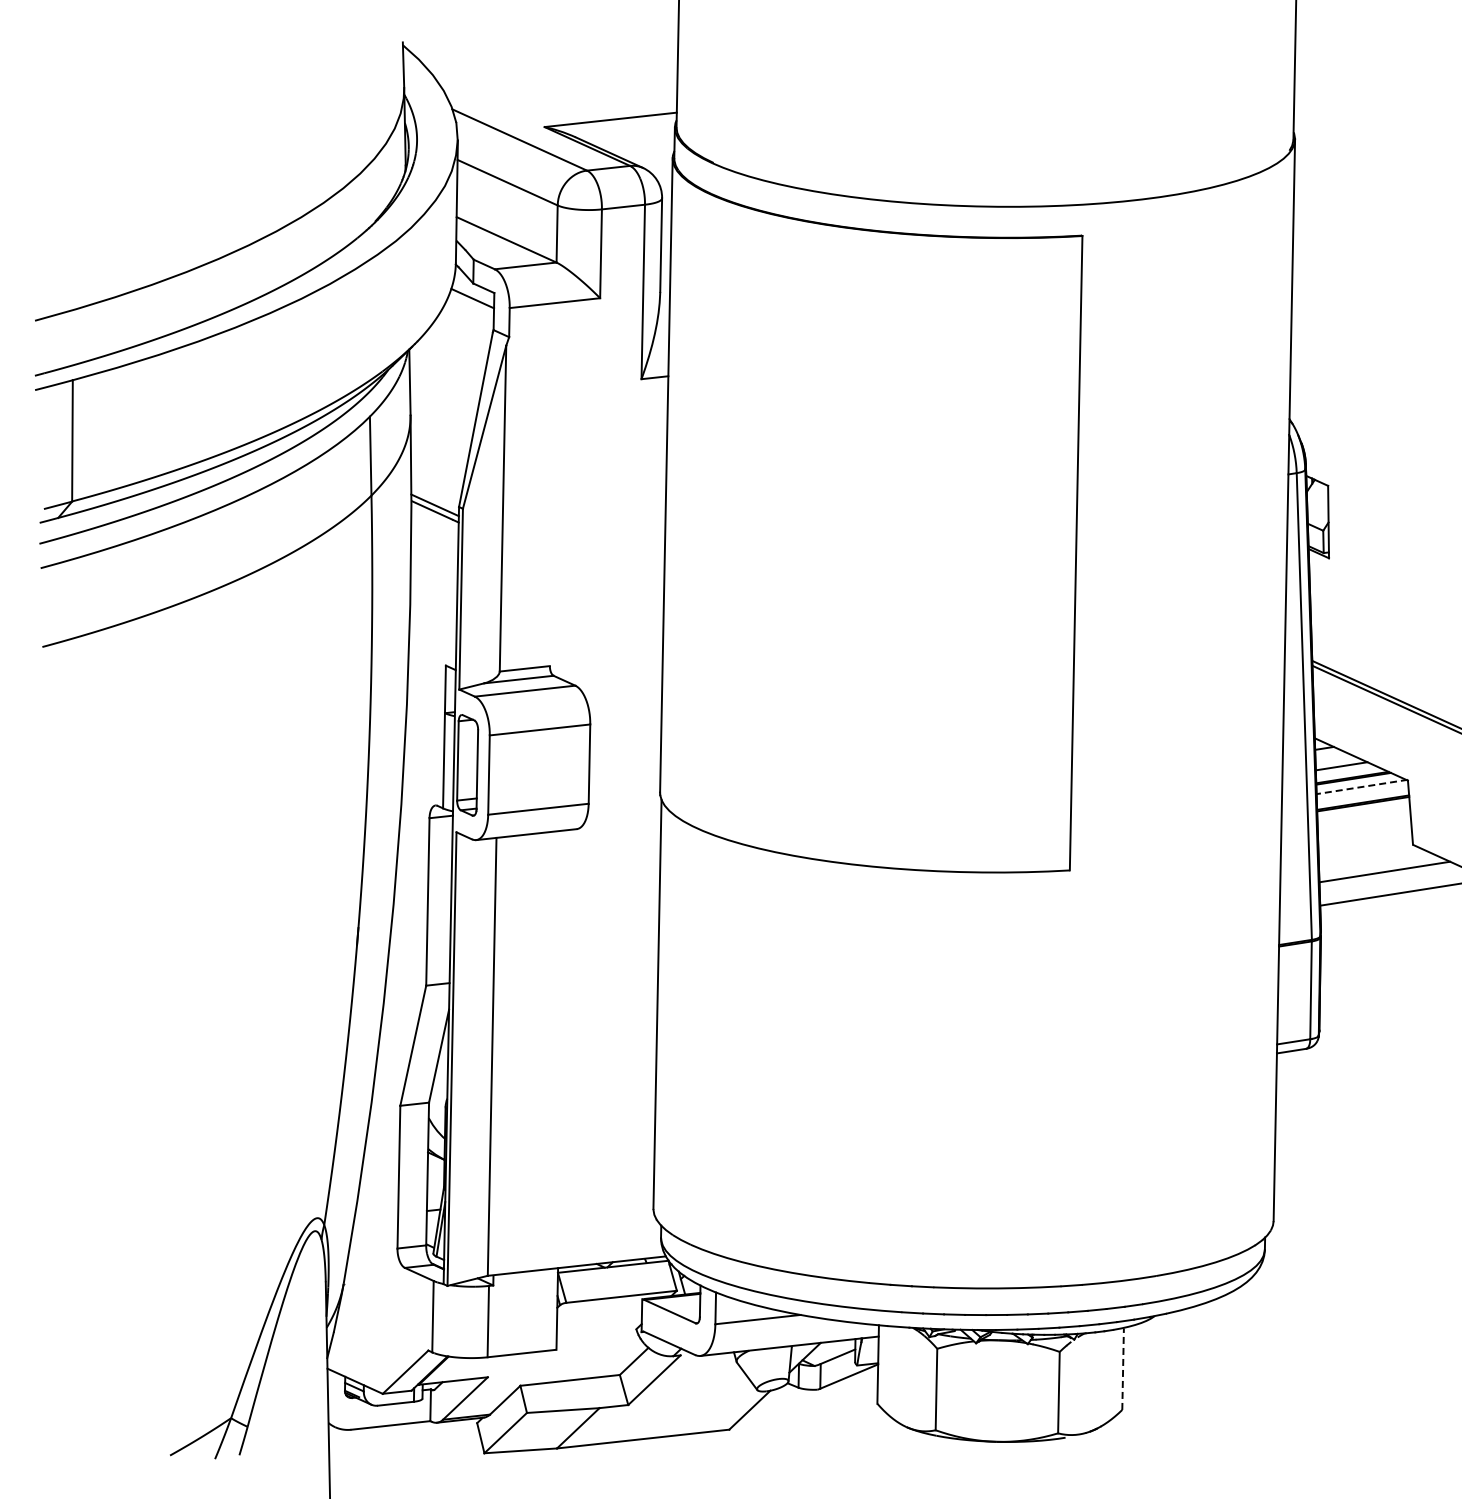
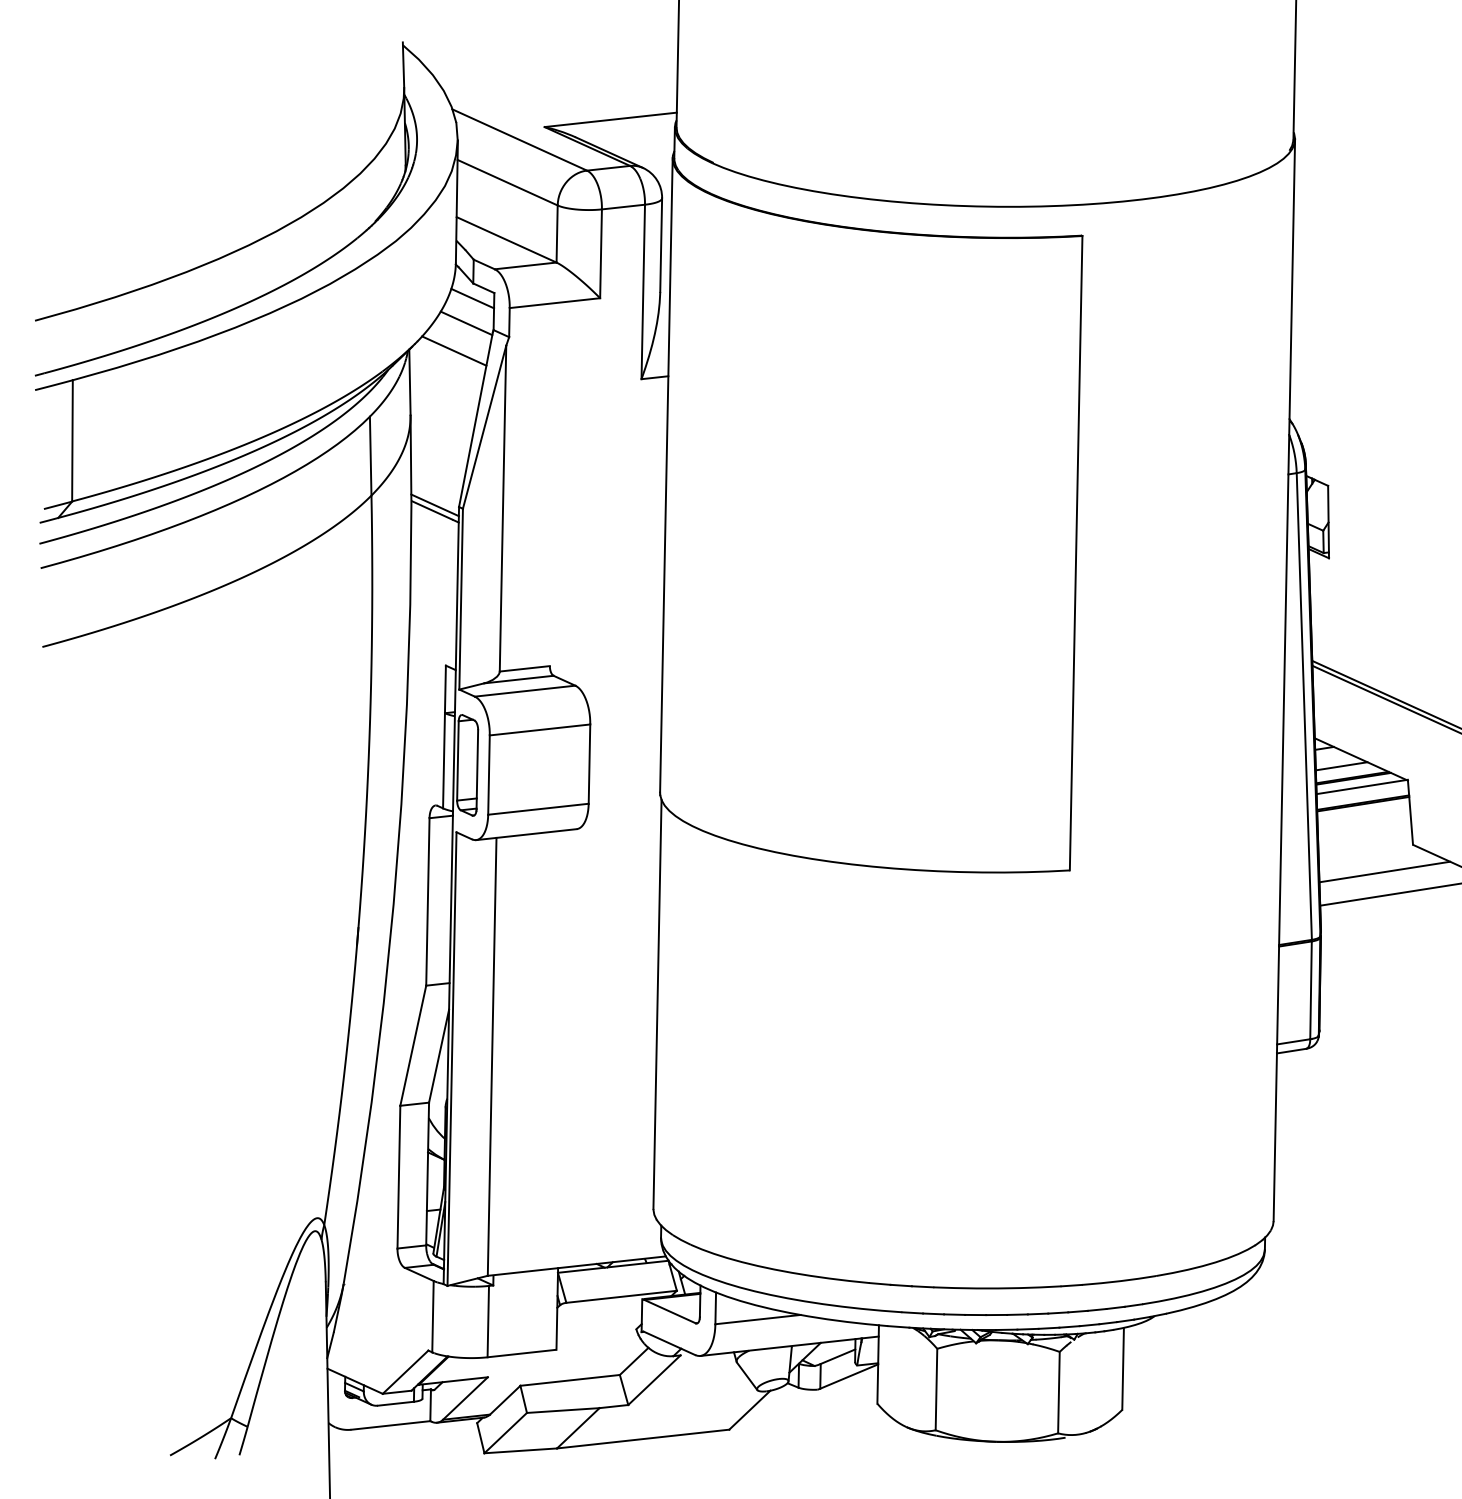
line: none -> present (466, 323)
line: none -> present (454, 350)
line: dashed -> solid (1361, 787)
line: dashed -> solid (1123, 1369)
